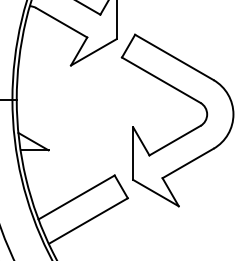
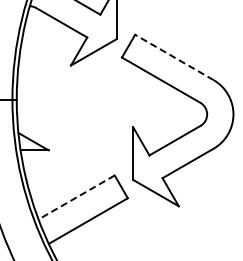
line: solid -> dashed (173, 57)
line: solid -> dashed (76, 197)
